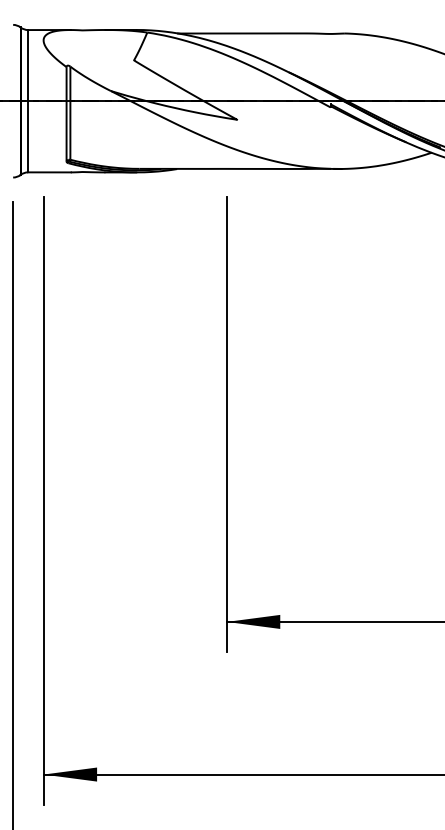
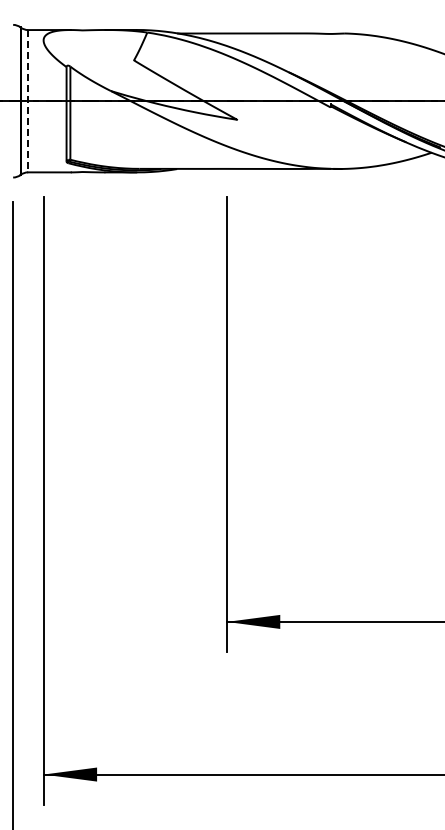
line: solid -> dashed (28, 101)
